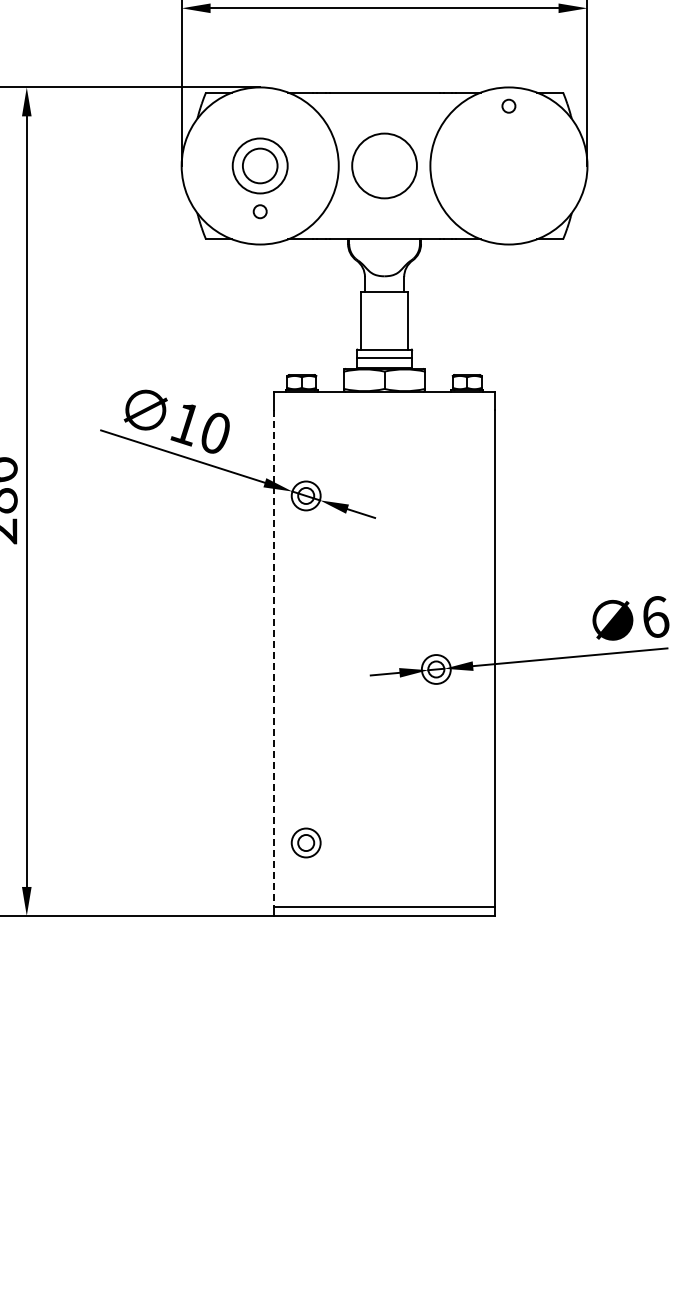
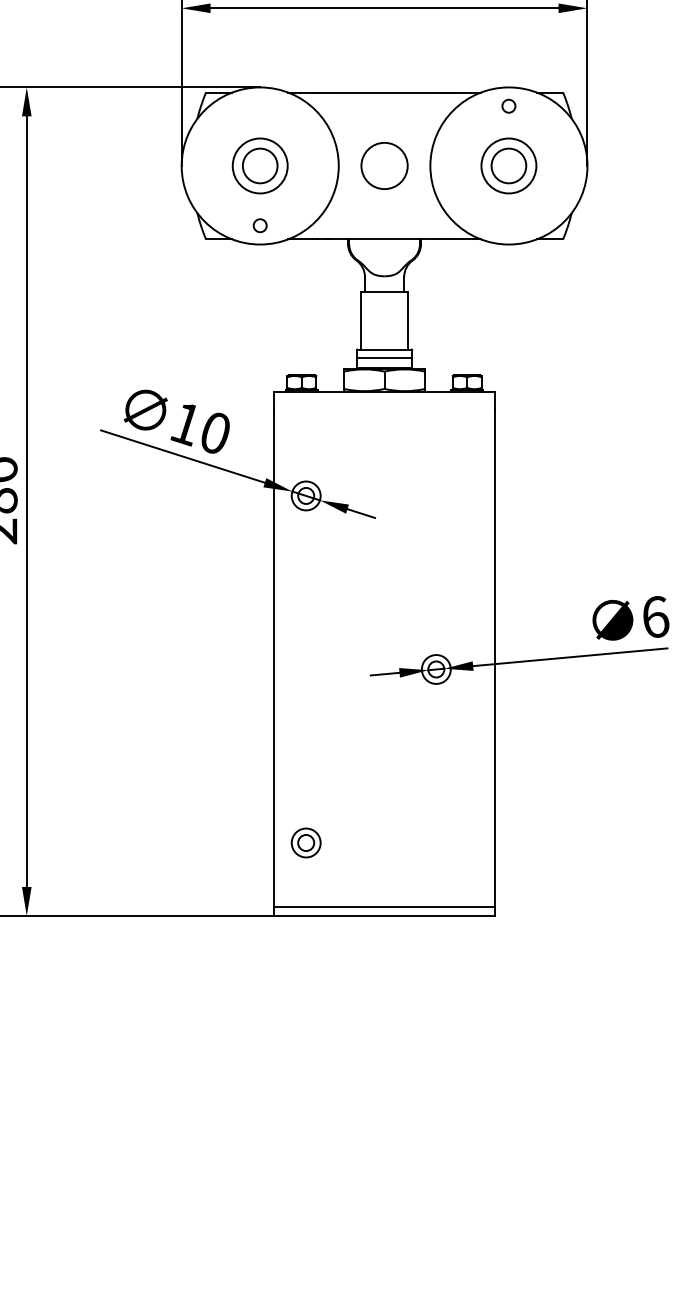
circle diameter: 65 px -> 46 px (384, 165)
part: none -> present (508, 165)
circle position: (259, 211) -> (259, 225) (259, 225)
line: dashed -> solid (274, 659)
